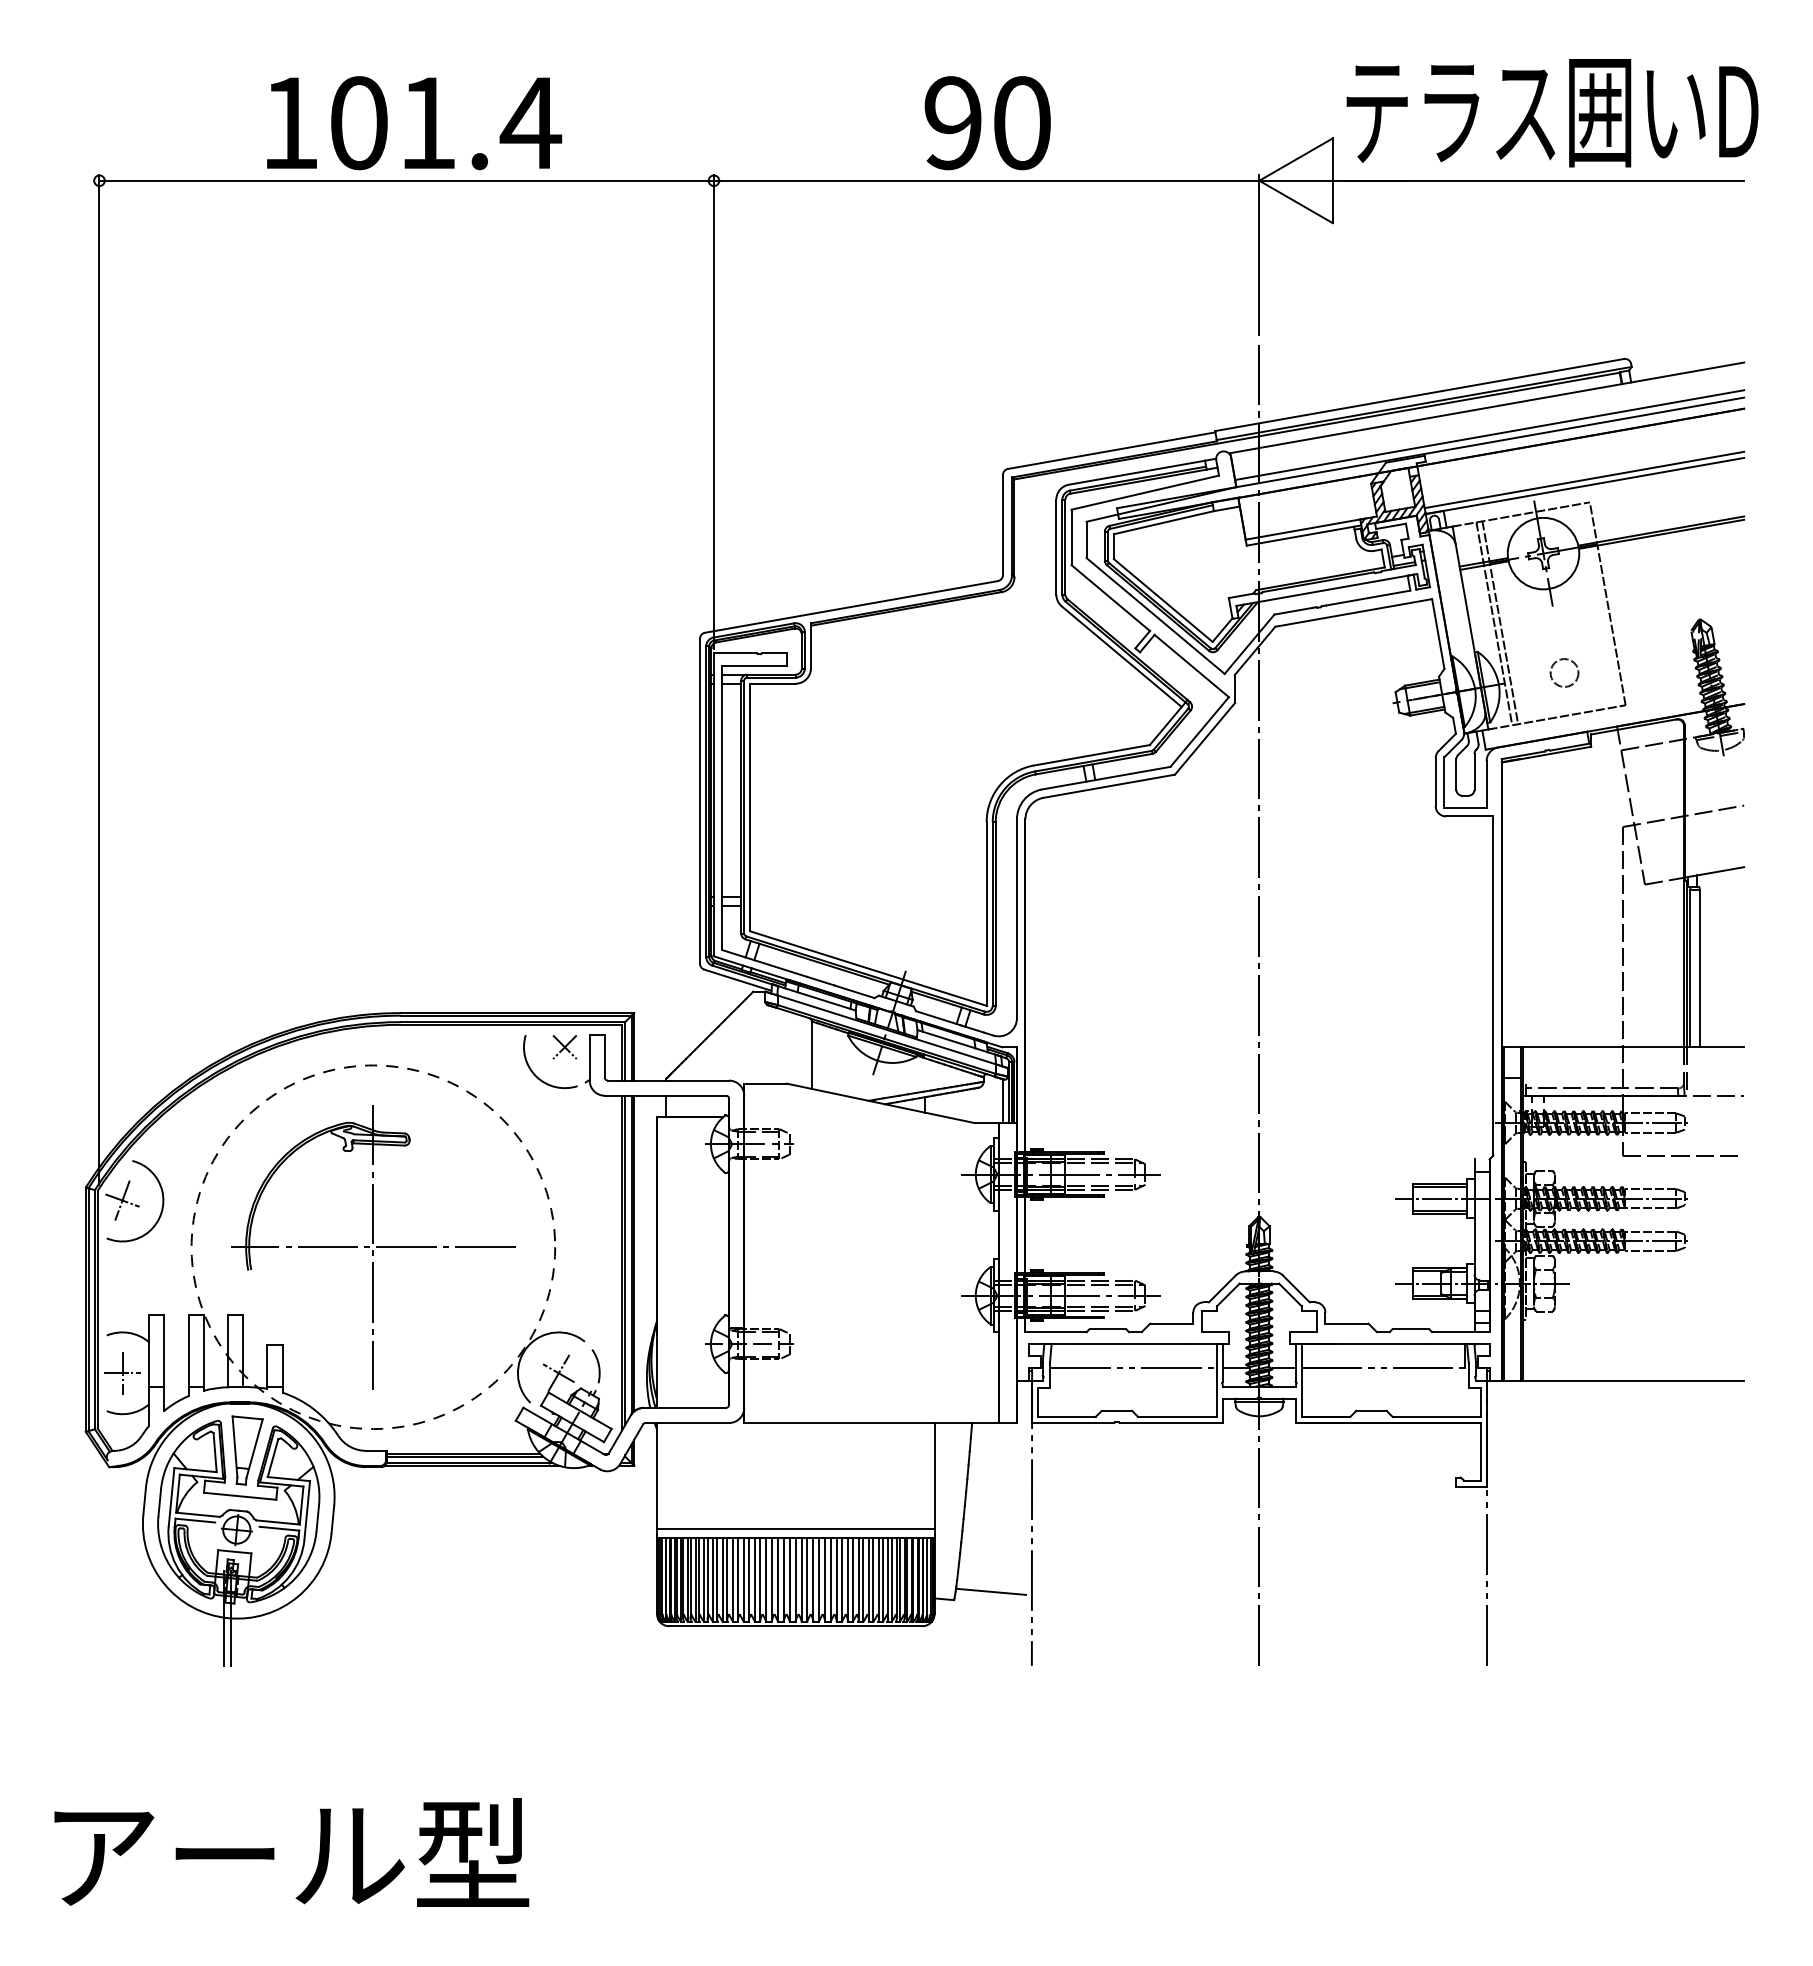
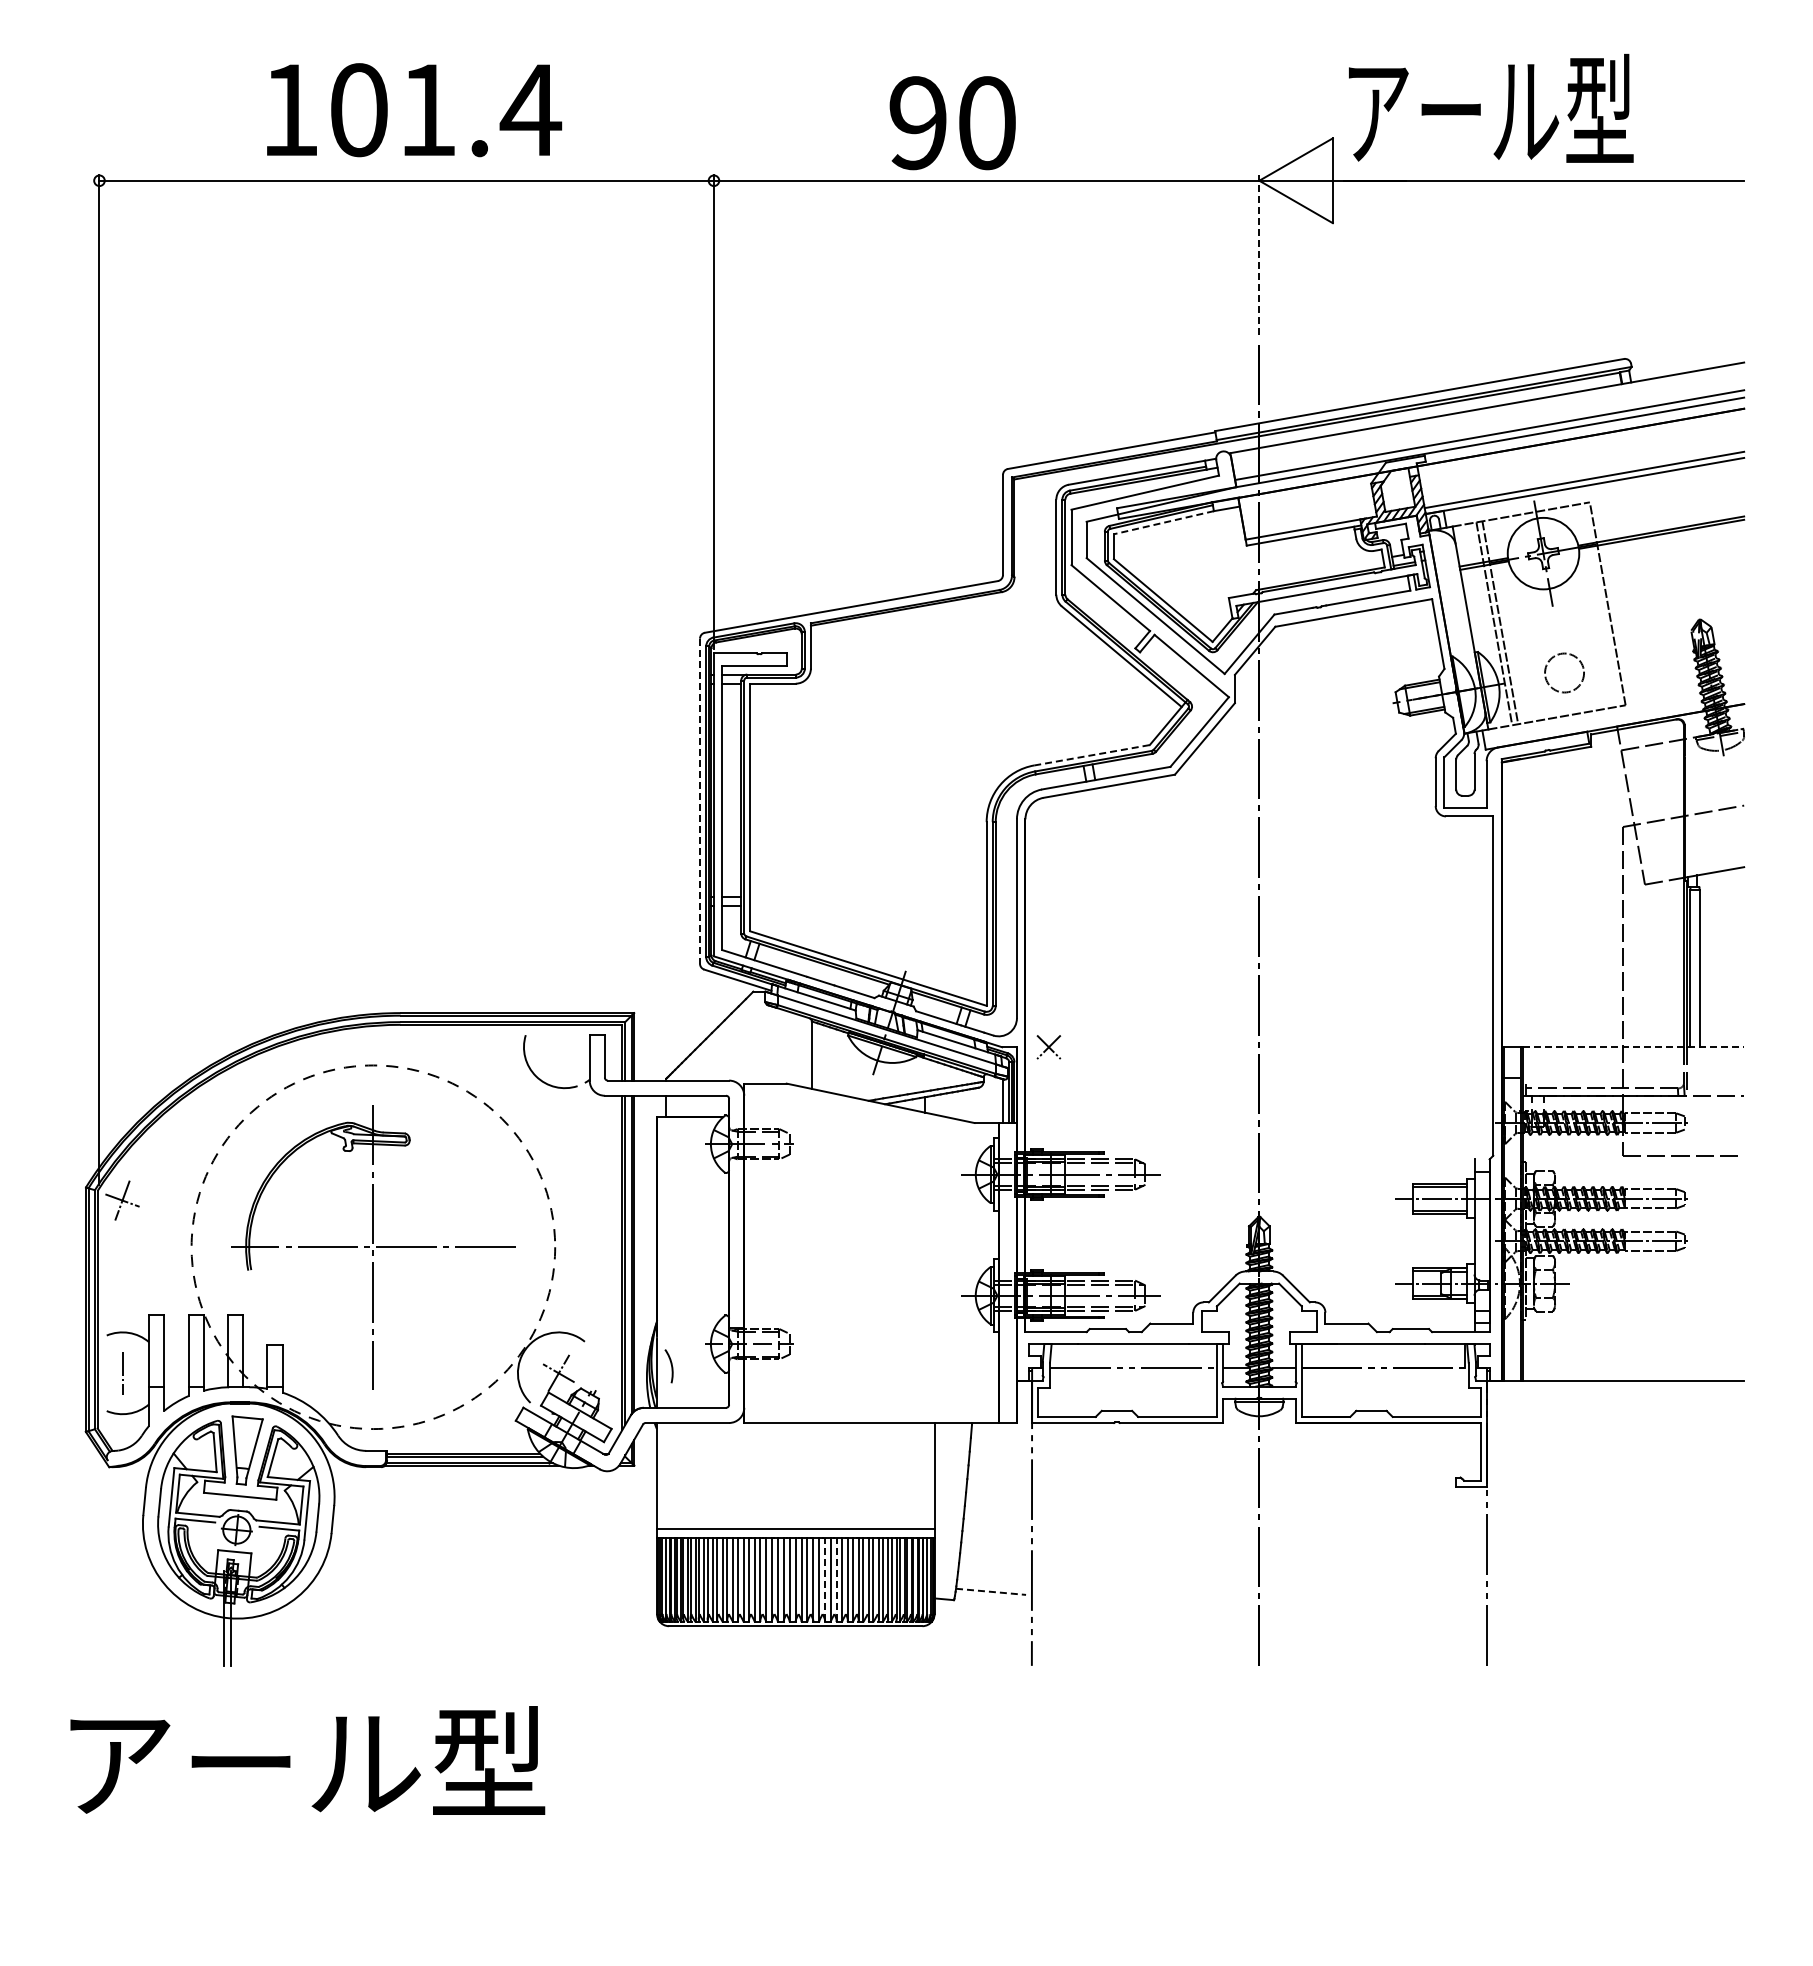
text: テラス囲いD -> アール型 (1552, 110)
text position: (414, 123) -> (414, 110) (414, 110)
text position: (987, 123) -> (952, 123) (952, 123)
line: solid -> dashed (1259, 254)
line: solid -> dashed (1163, 522)
circle size: 31x30 px -> 41x42 px (1564, 672)
line: solid -> dashed (1092, 755)
line: solid -> dashed (700, 801)
part position: (564, 1047) -> (1048, 1047) (1048, 1047)
line: solid -> dashed (1633, 1047)
arc: present -> none (161, 1207)
arc position: (597, 1364) -> (670, 1364) (670, 1364)
line: present -> none (122, 1373)
line: solid -> dashed (825, 1579)
line: solid -> dashed (836, 1579)
line: solid -> dashed (991, 1591)
text position: (291, 1852) -> (307, 1760) (307, 1760)
